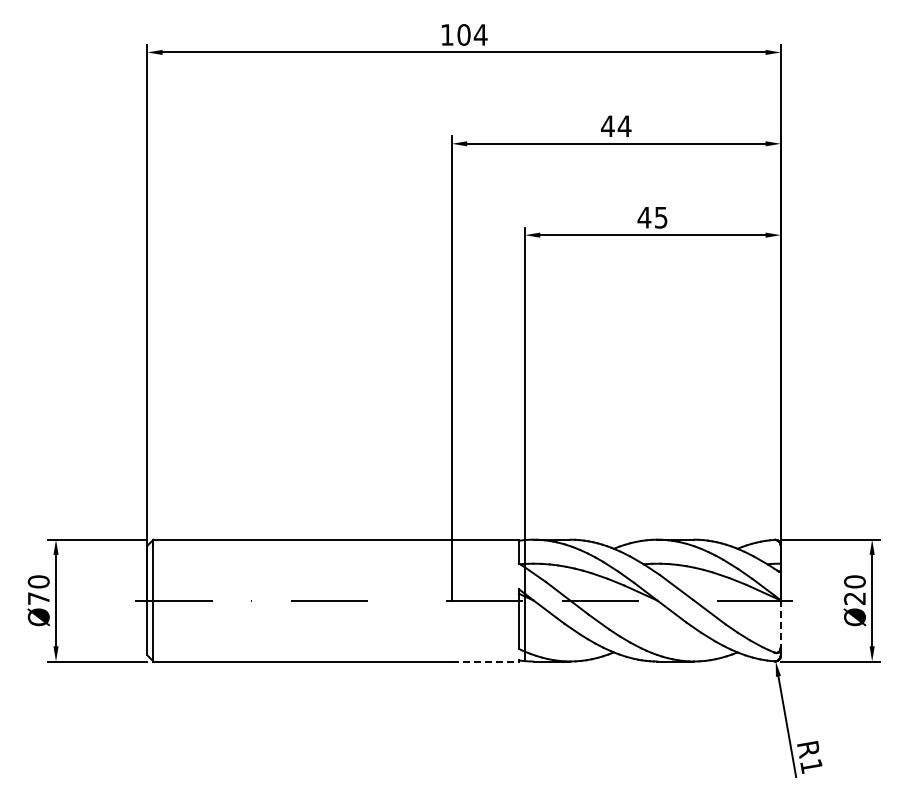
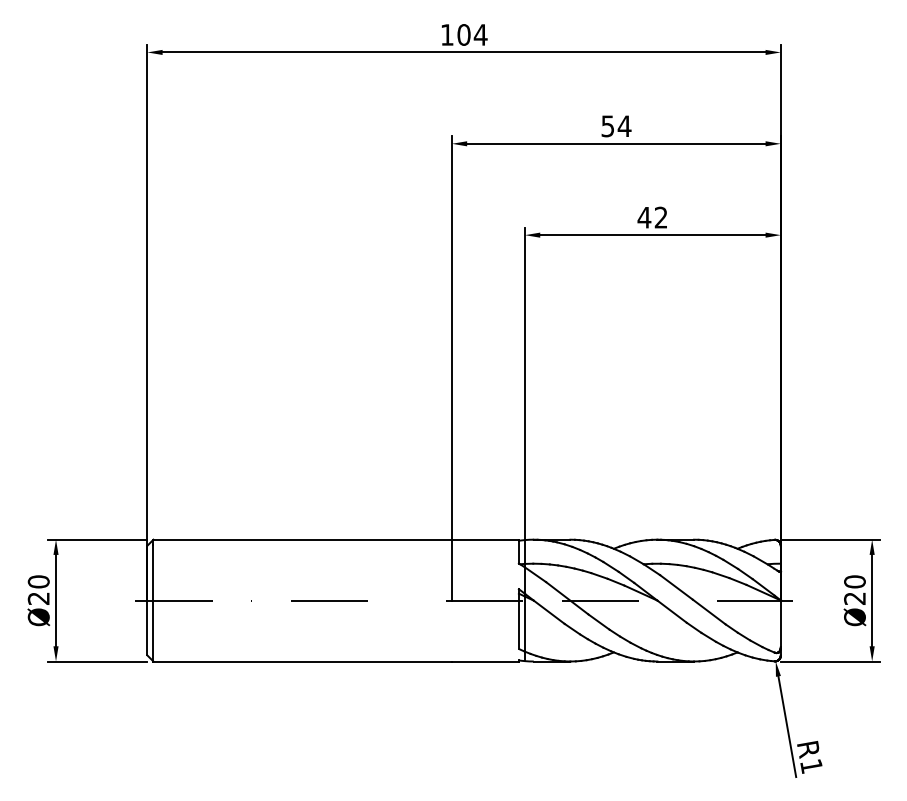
text: 44 -> 54 (607, 126)
text: 45 -> 42 (660, 217)
text: Ø70 -> Ø20 (38, 598)
line: dashed -> solid (780, 624)
line: dashed -> solid (485, 661)
